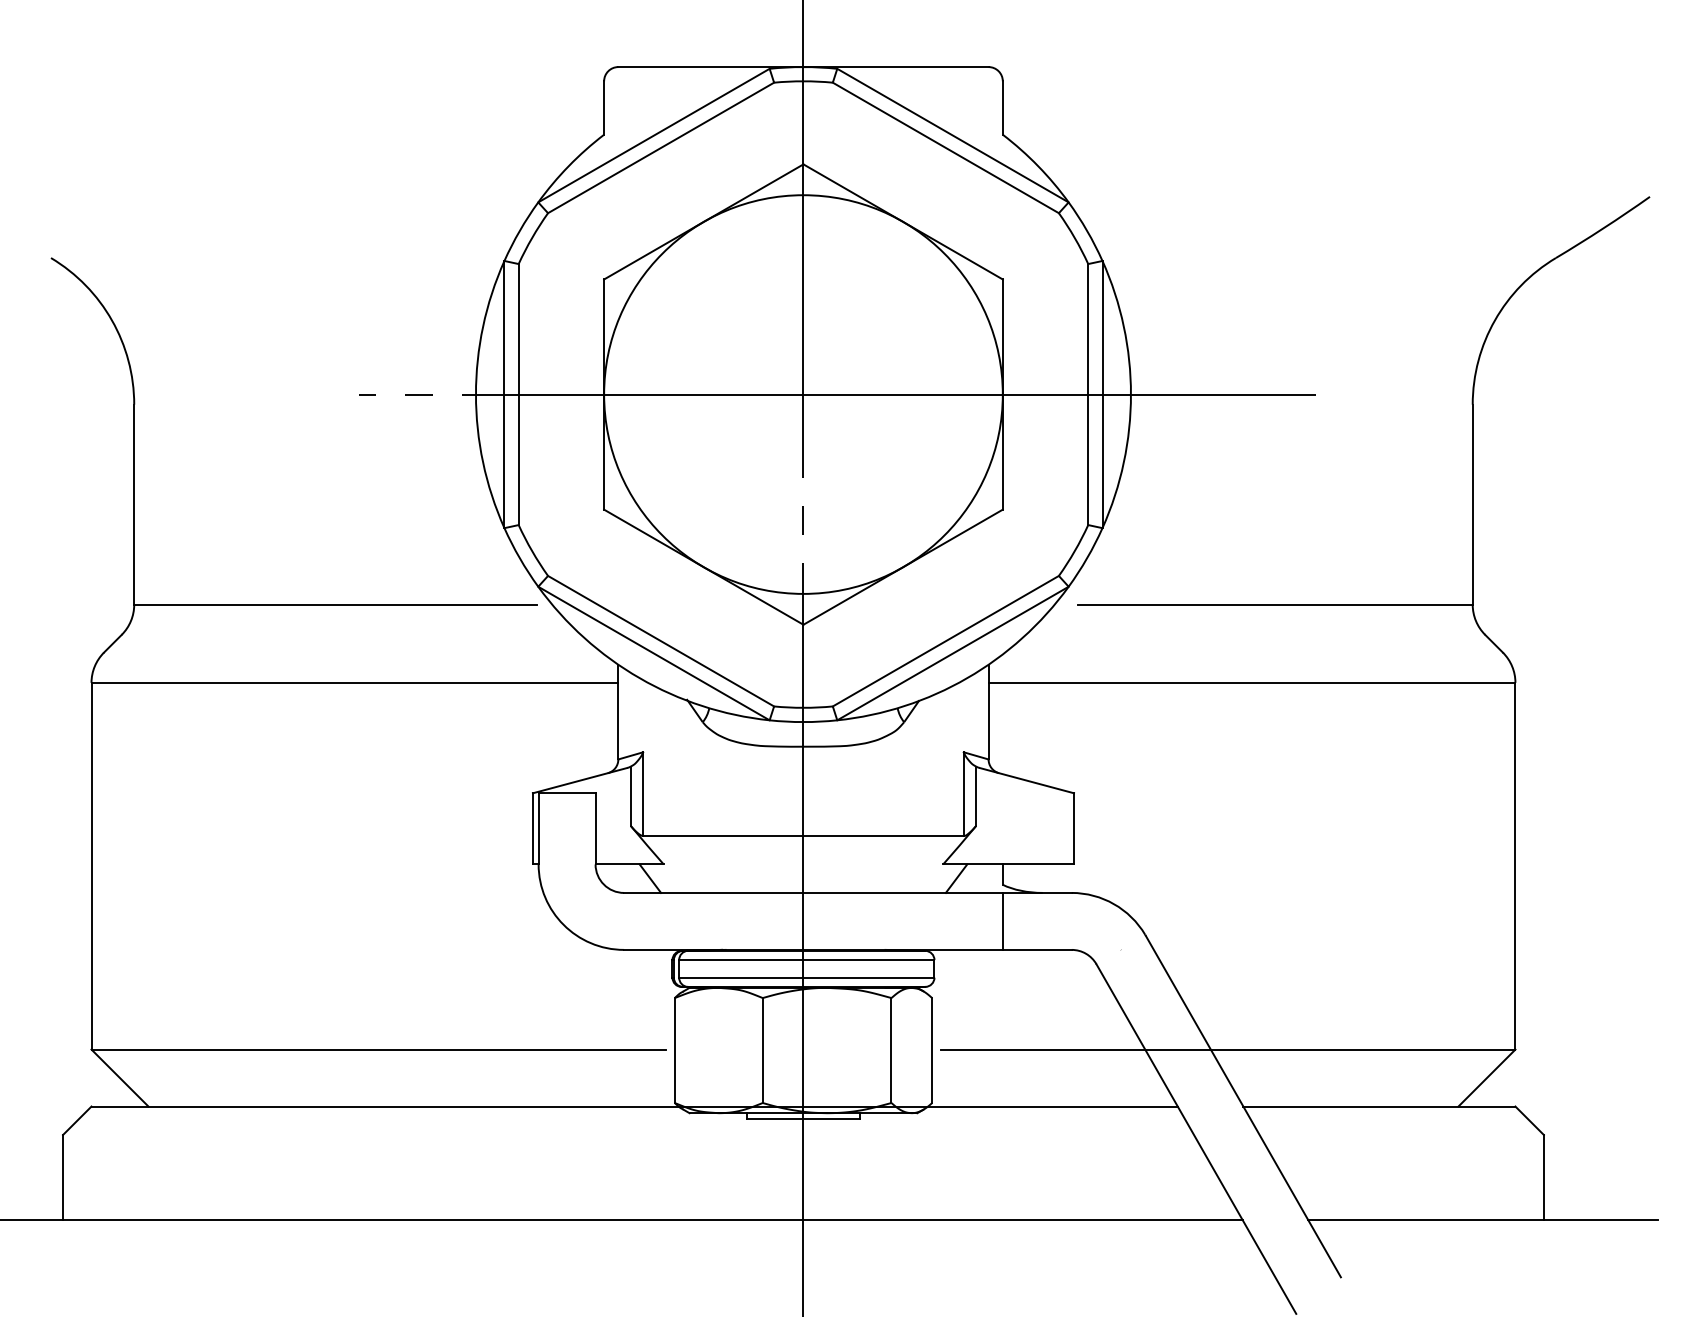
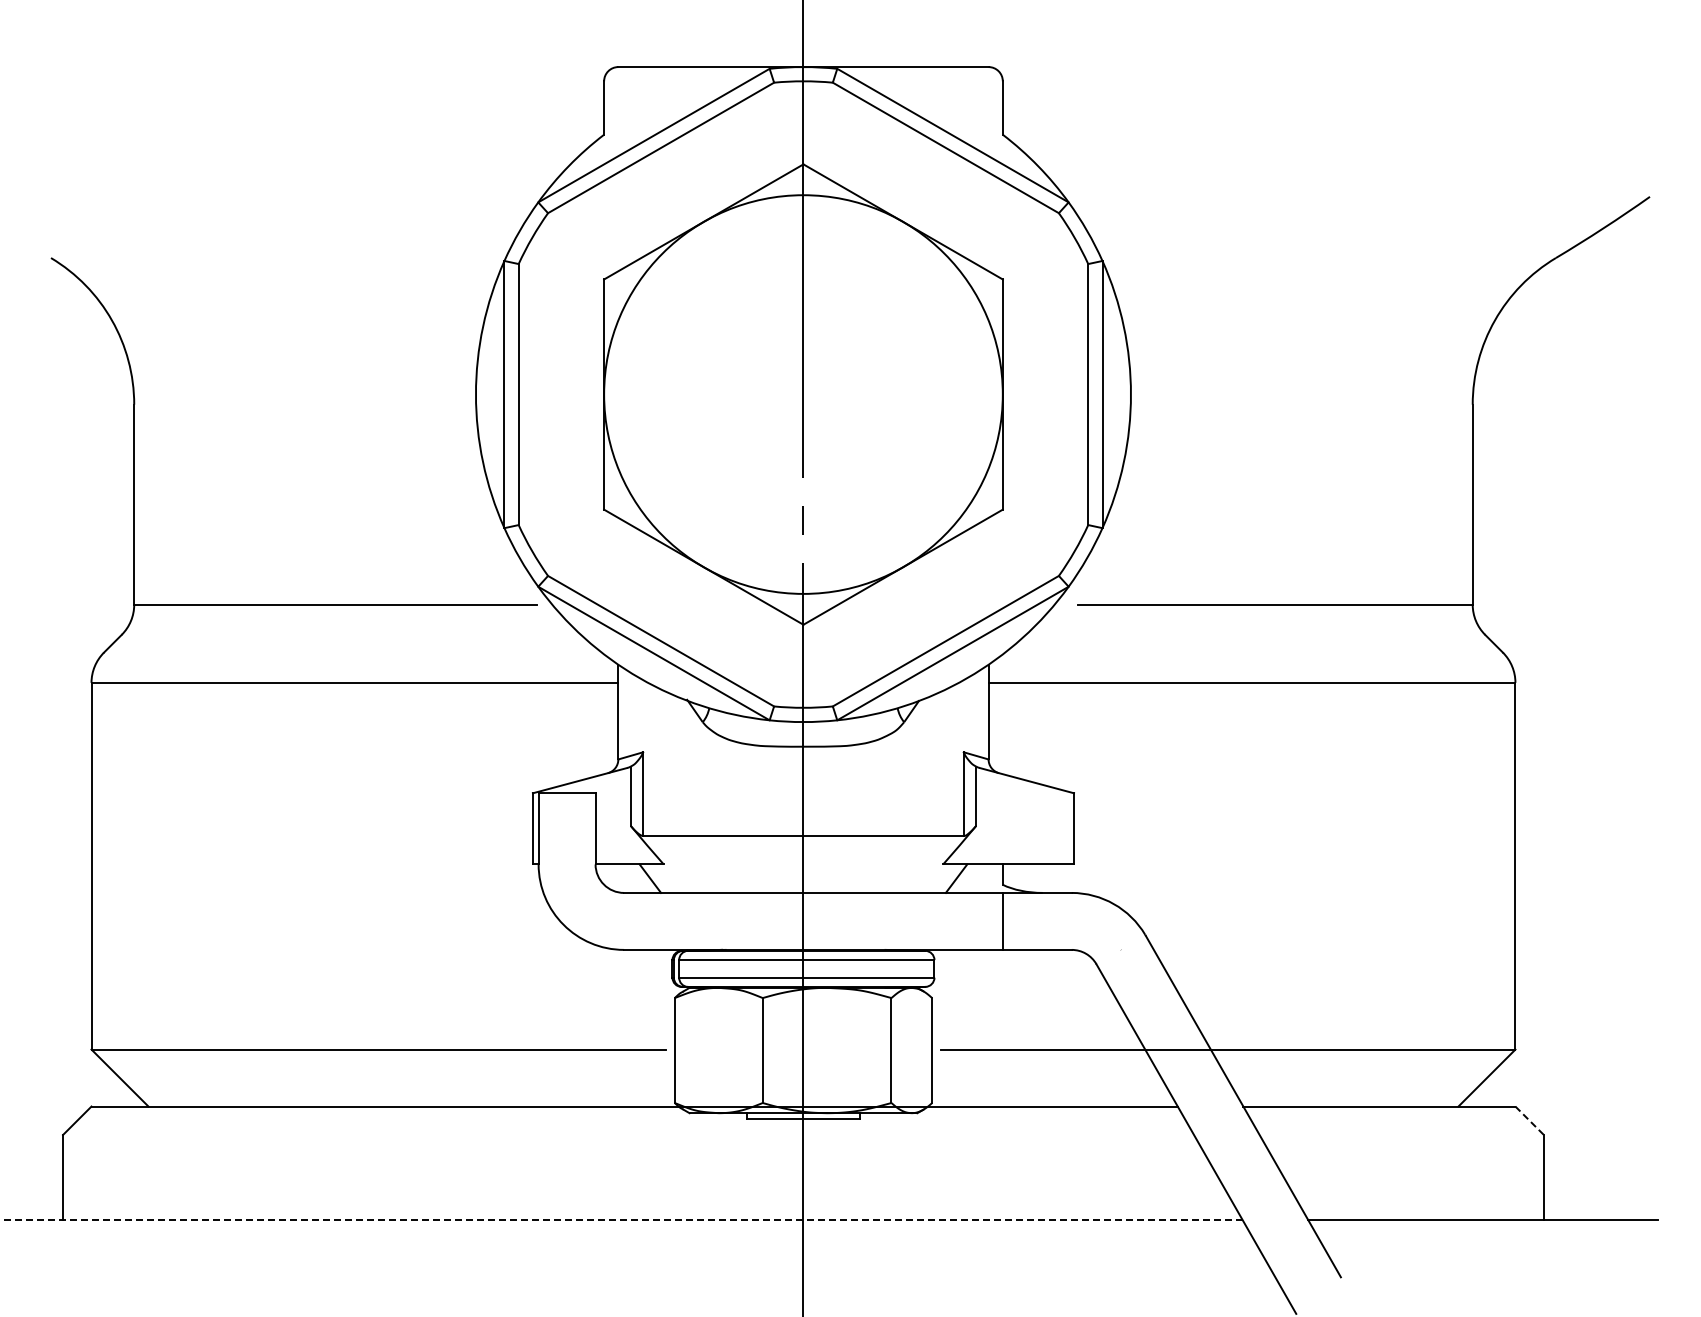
line: present -> none (837, 394)
line: solid -> dashed (1530, 1121)
line: solid -> dashed (621, 1220)
